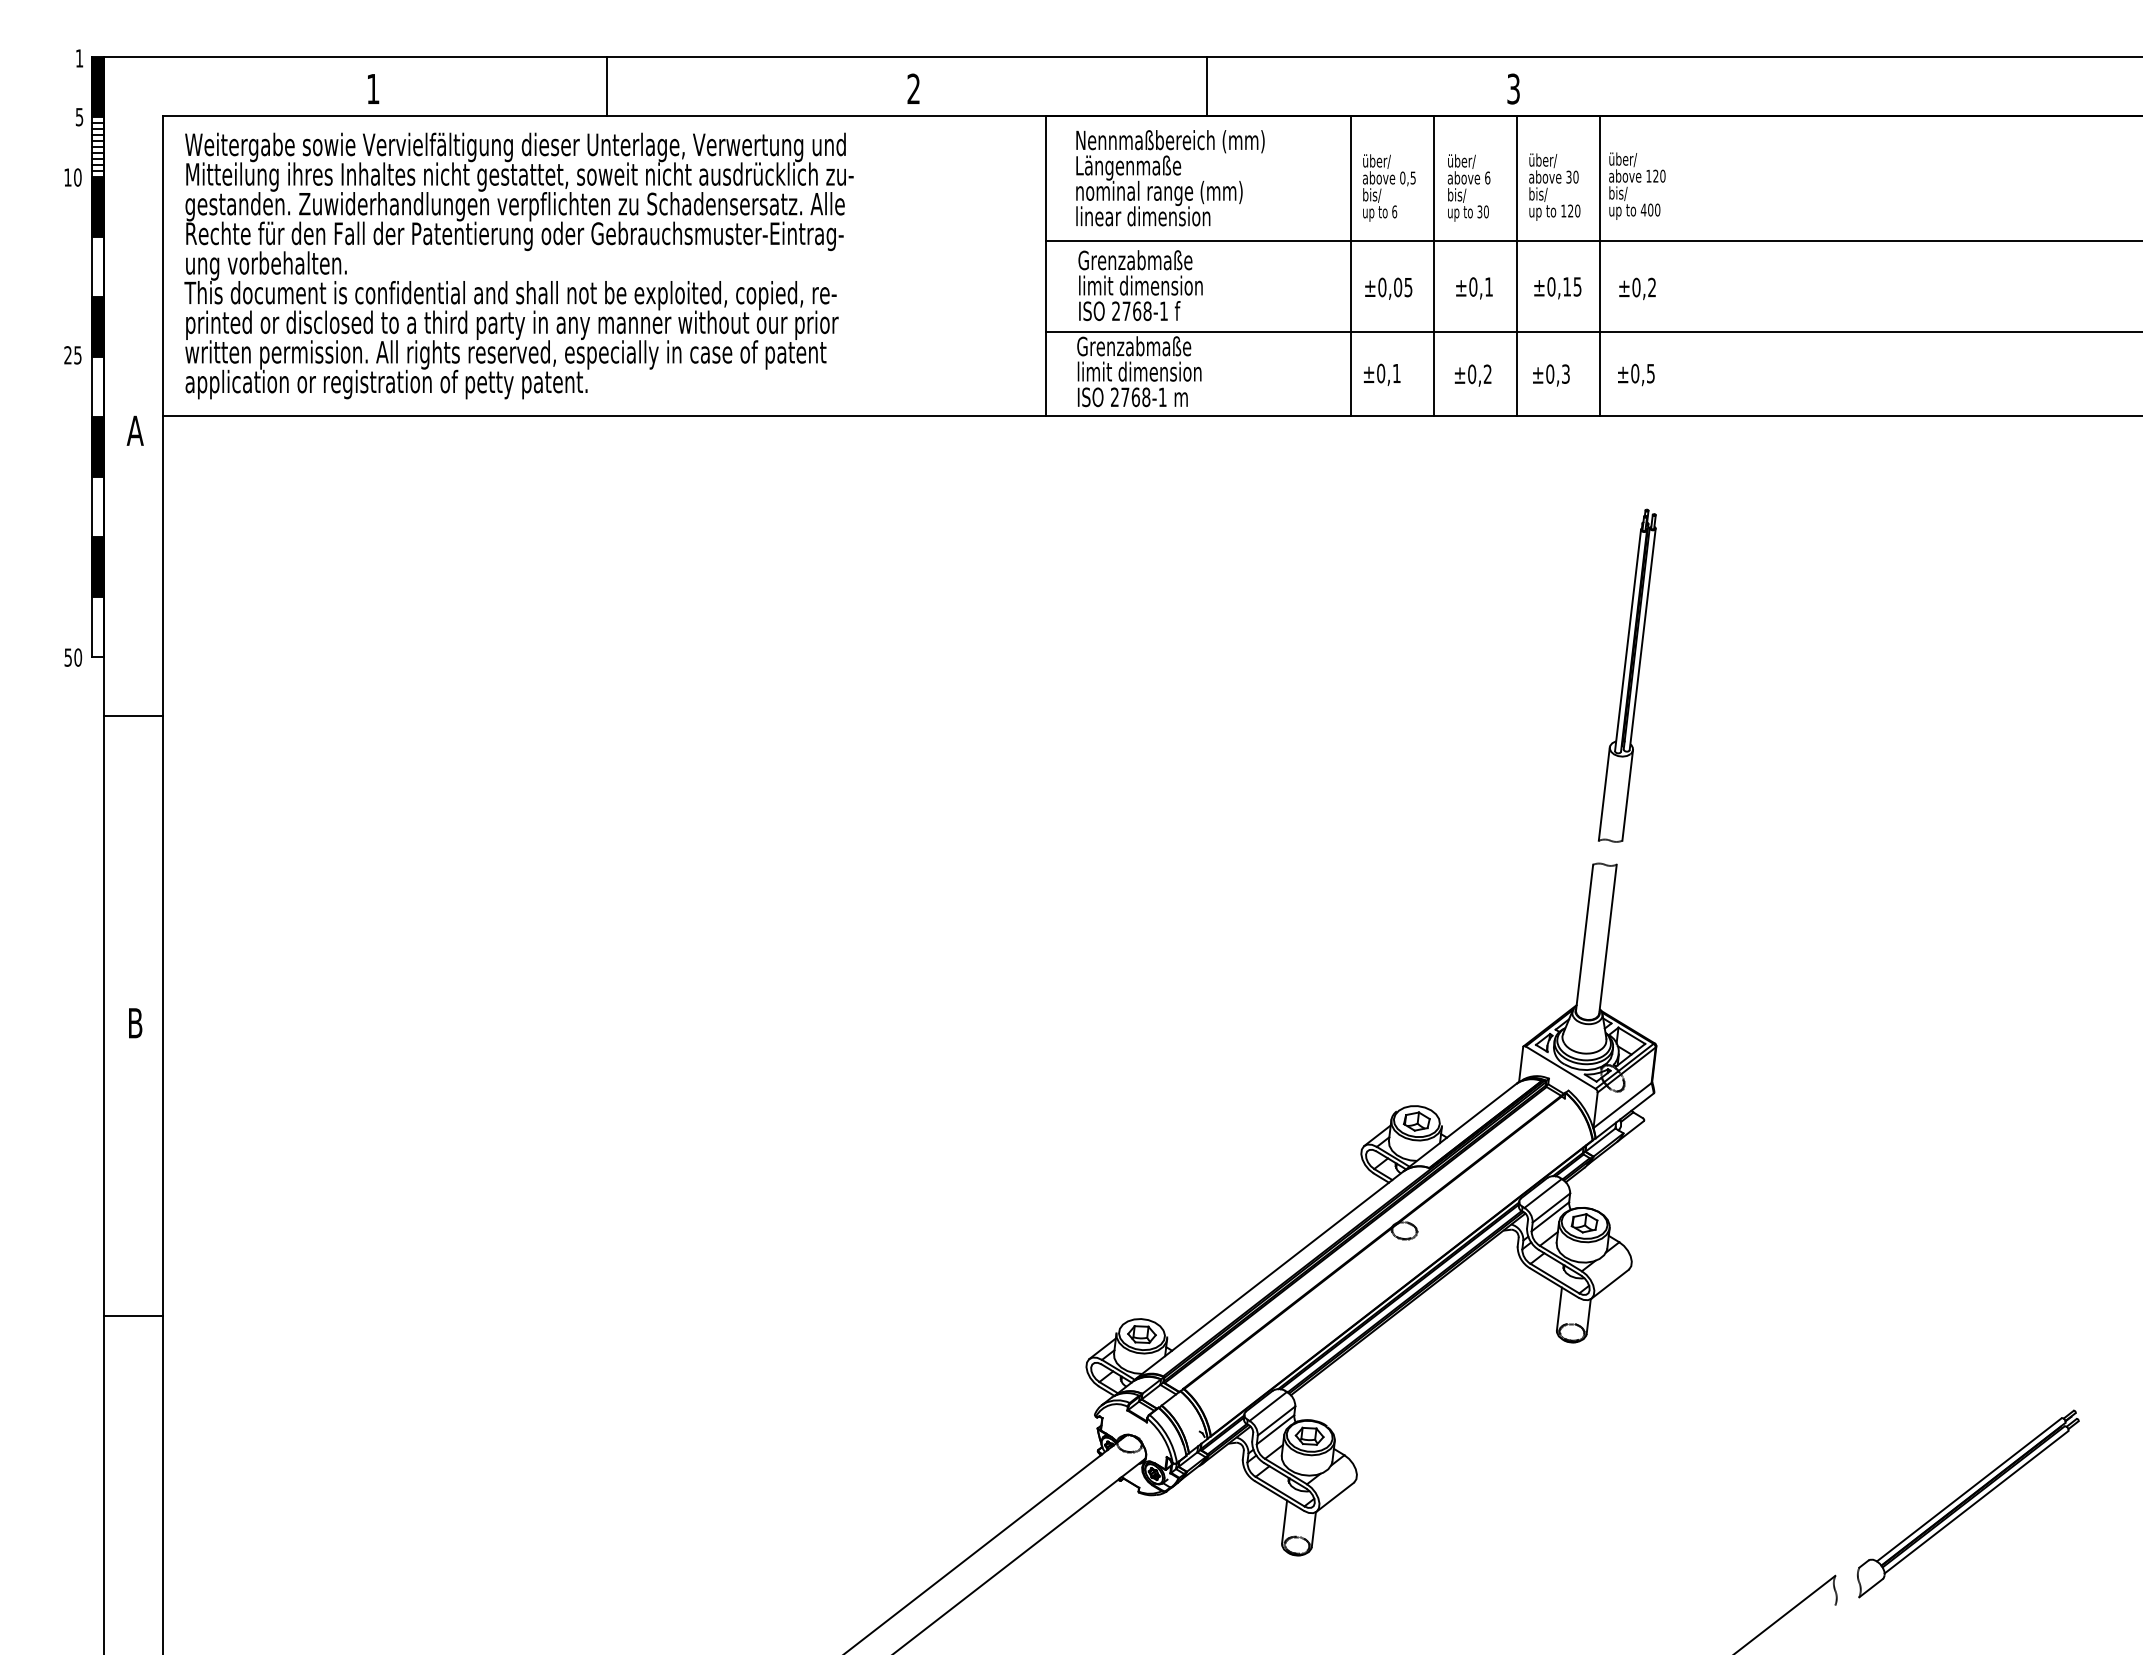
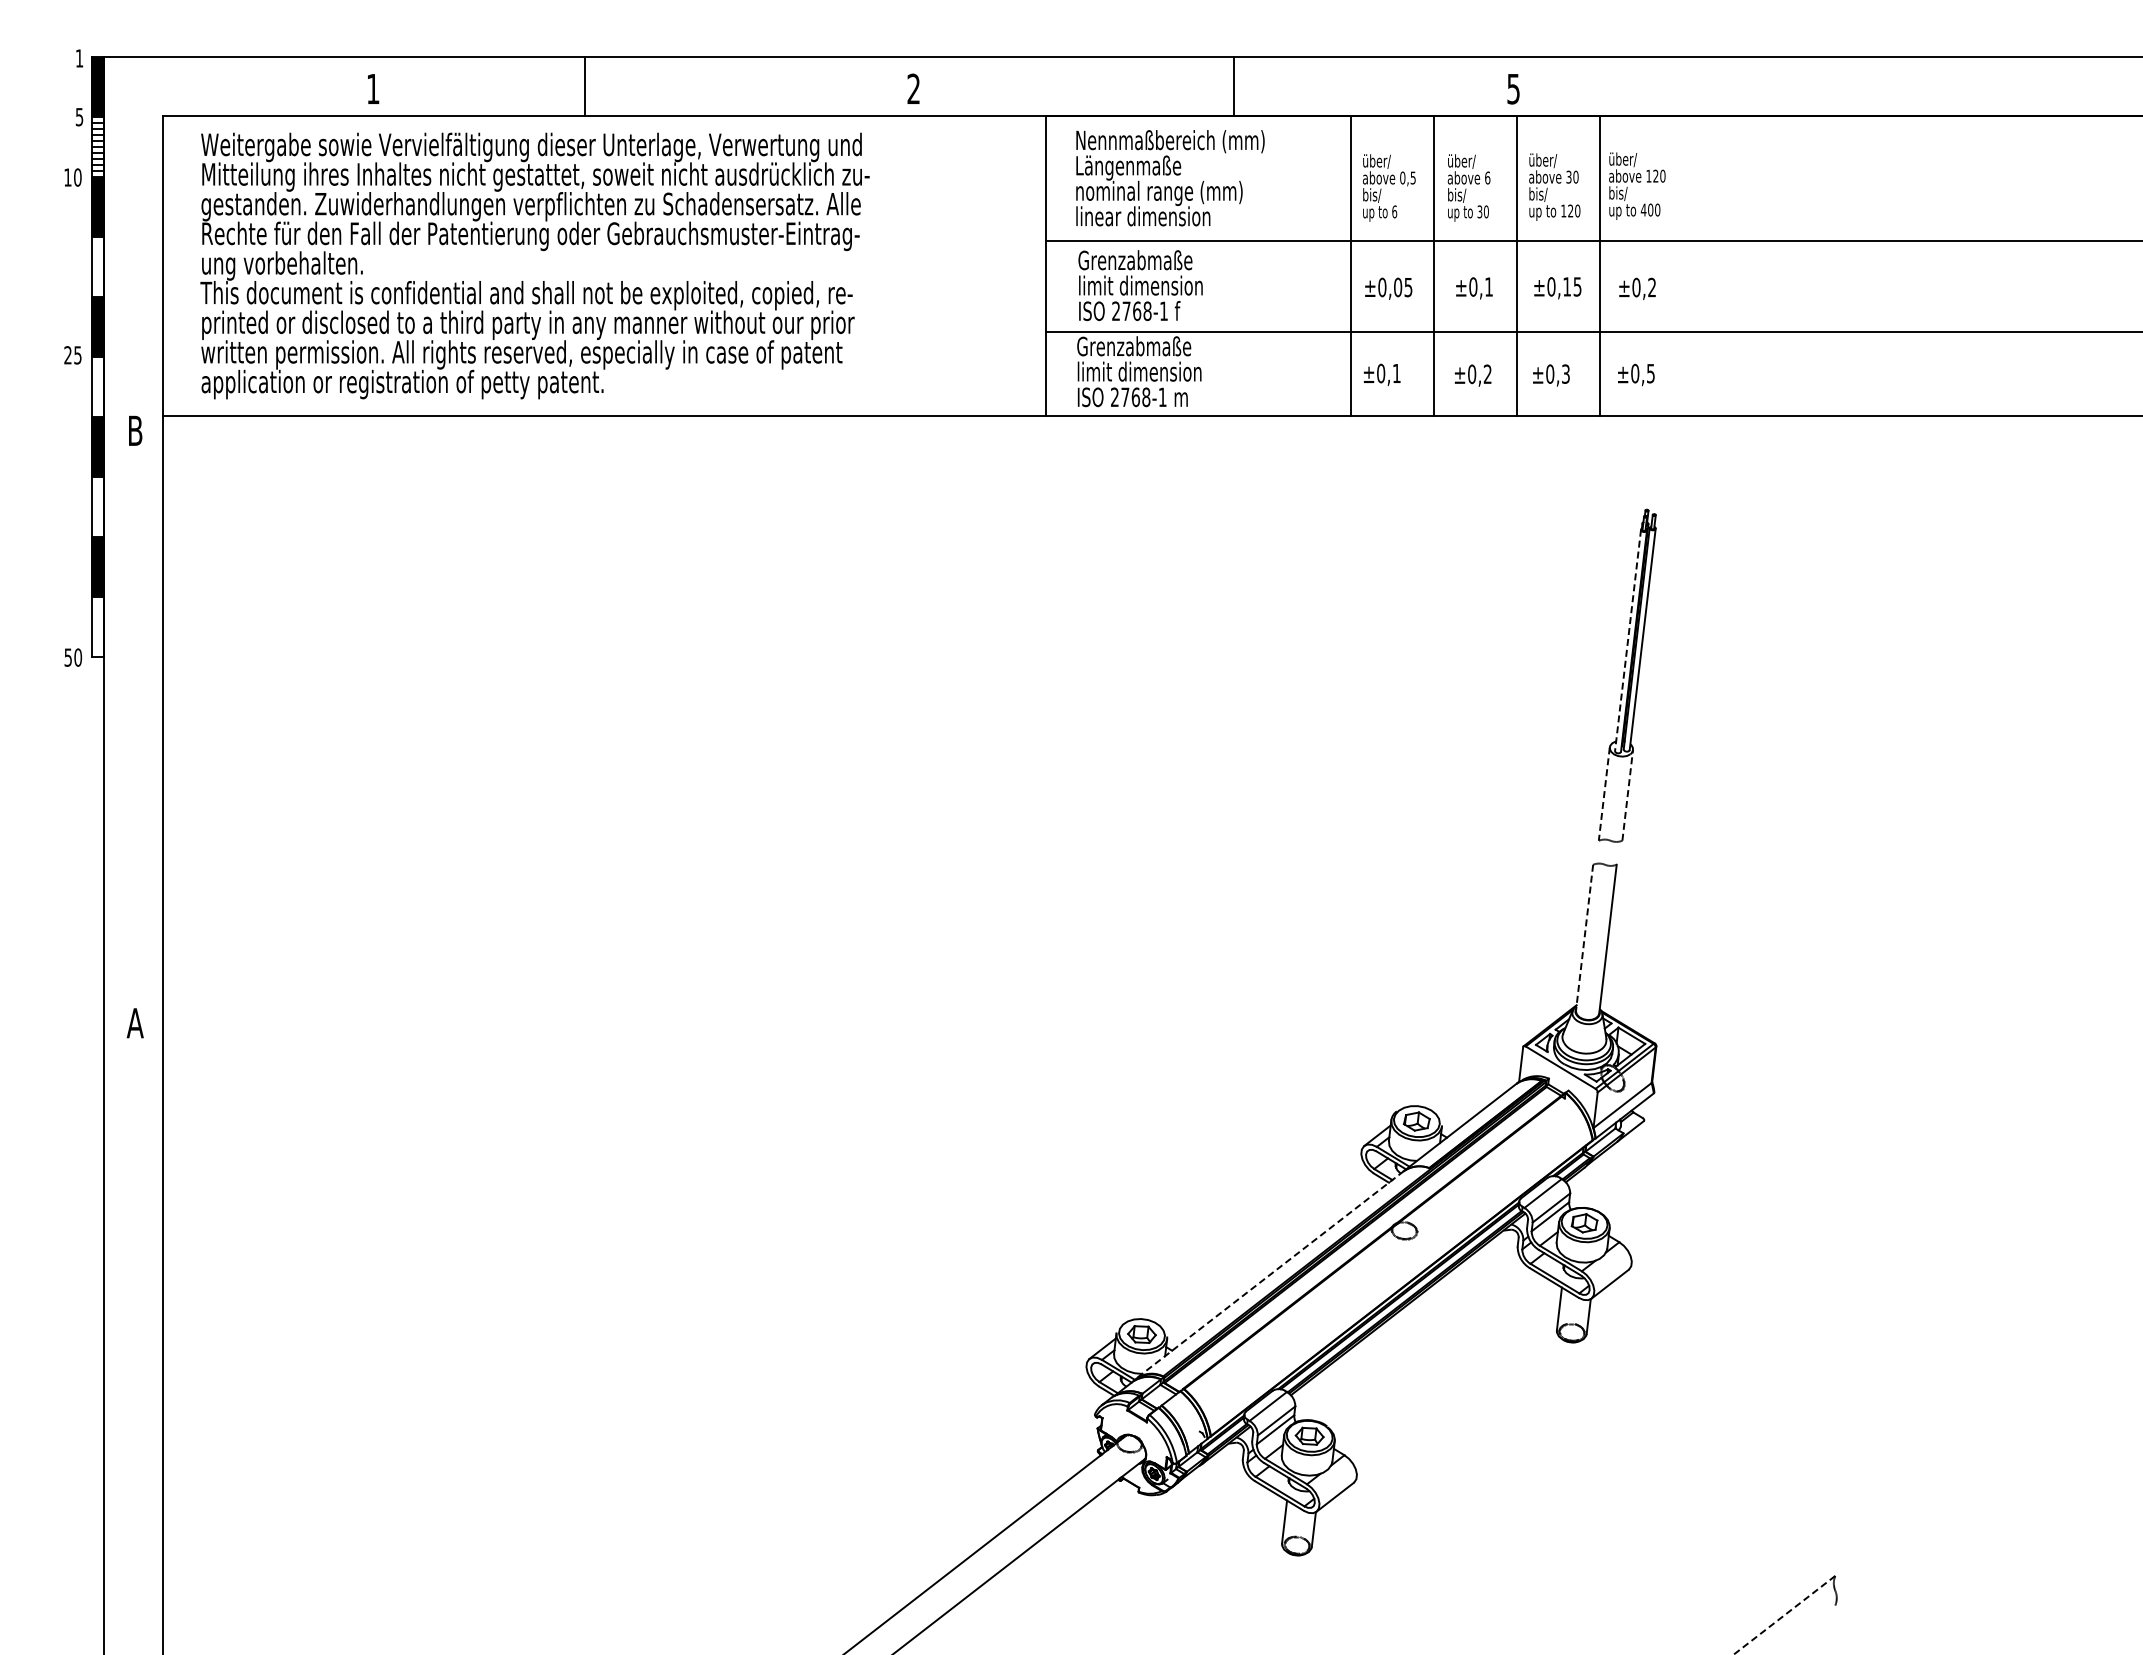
line position: (607, 85) -> (585, 85) (585, 85)
line position: (1207, 85) -> (1234, 85) (1234, 85)
text: 3 -> 5 (1513, 88)
text position: (518, 265) -> (534, 265) (534, 265)
text: A -> B (134, 430)
line: solid -> dashed (1628, 640)
line: present -> none (133, 715)
line: solid -> dashed (1604, 794)
line: solid -> dashed (1627, 795)
line: solid -> dashed (1584, 937)
text: B -> A (134, 1023)
line: solid -> dashed (1269, 1275)
line: present -> none (133, 1315)
part: present -> none (1968, 1503)
line: solid -> dashed (1784, 1615)
